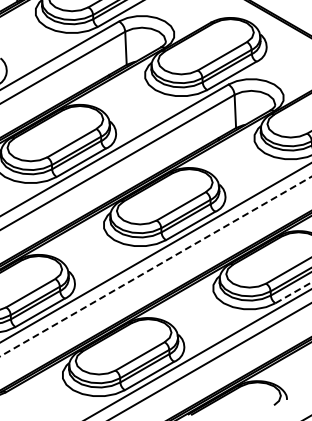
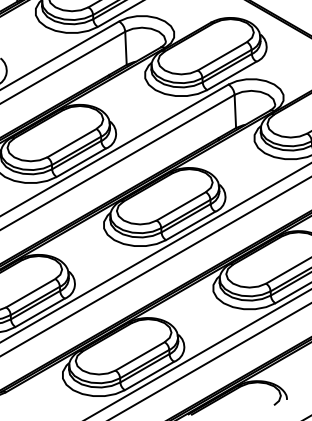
line: dashed -> solid (156, 266)
line: dashed -> solid (293, 292)
